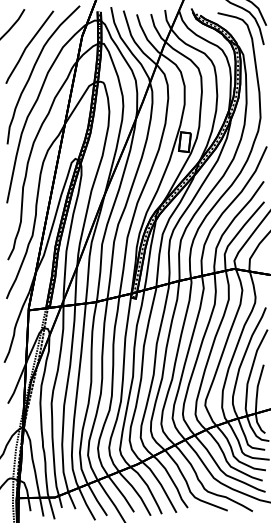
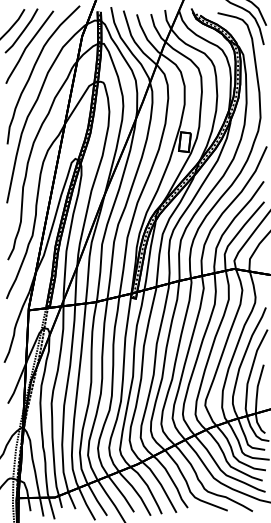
line: none -> present (22, 30)
